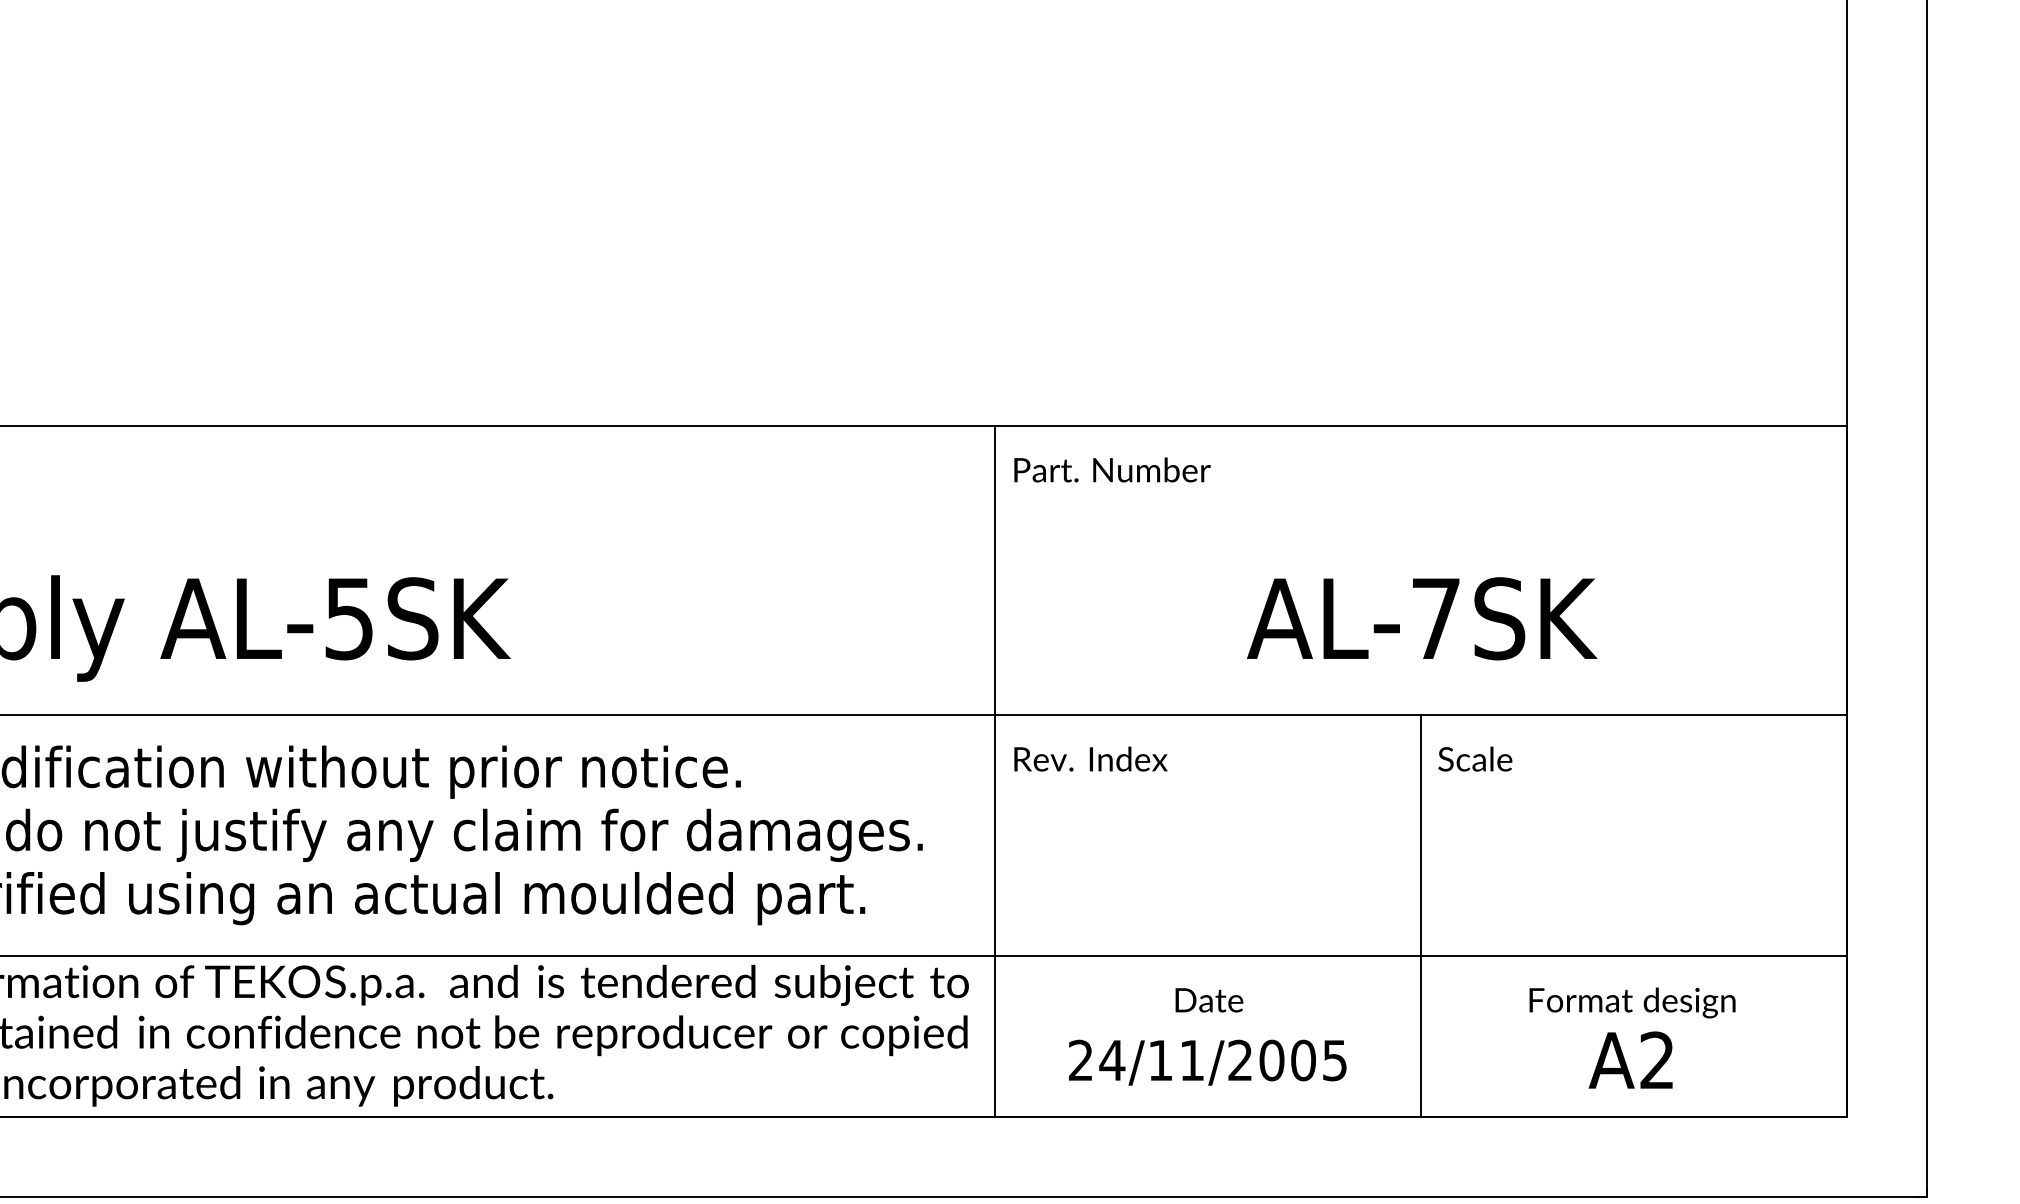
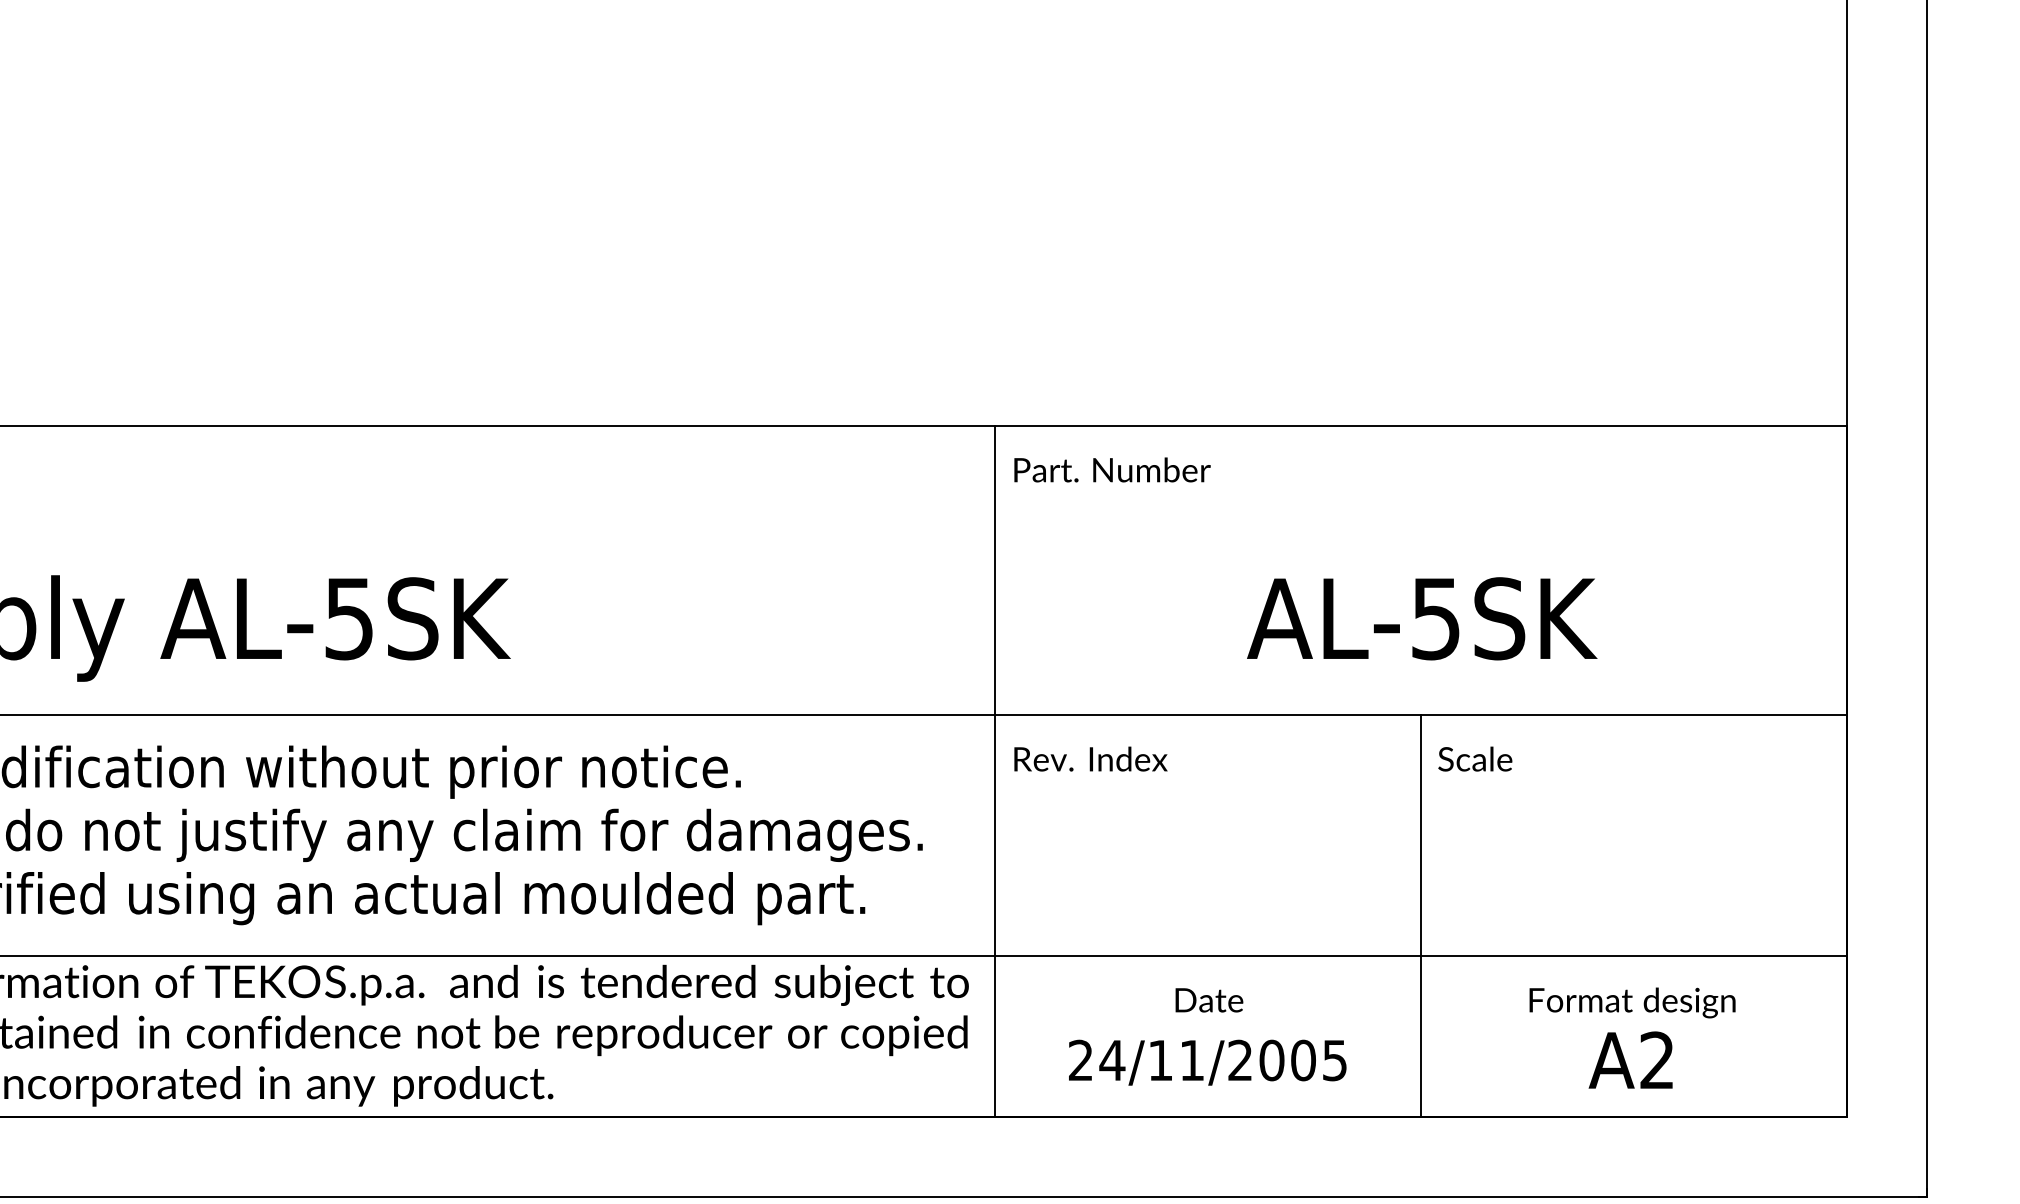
text: AL-7SK -> AL-5SK (1435, 619)
